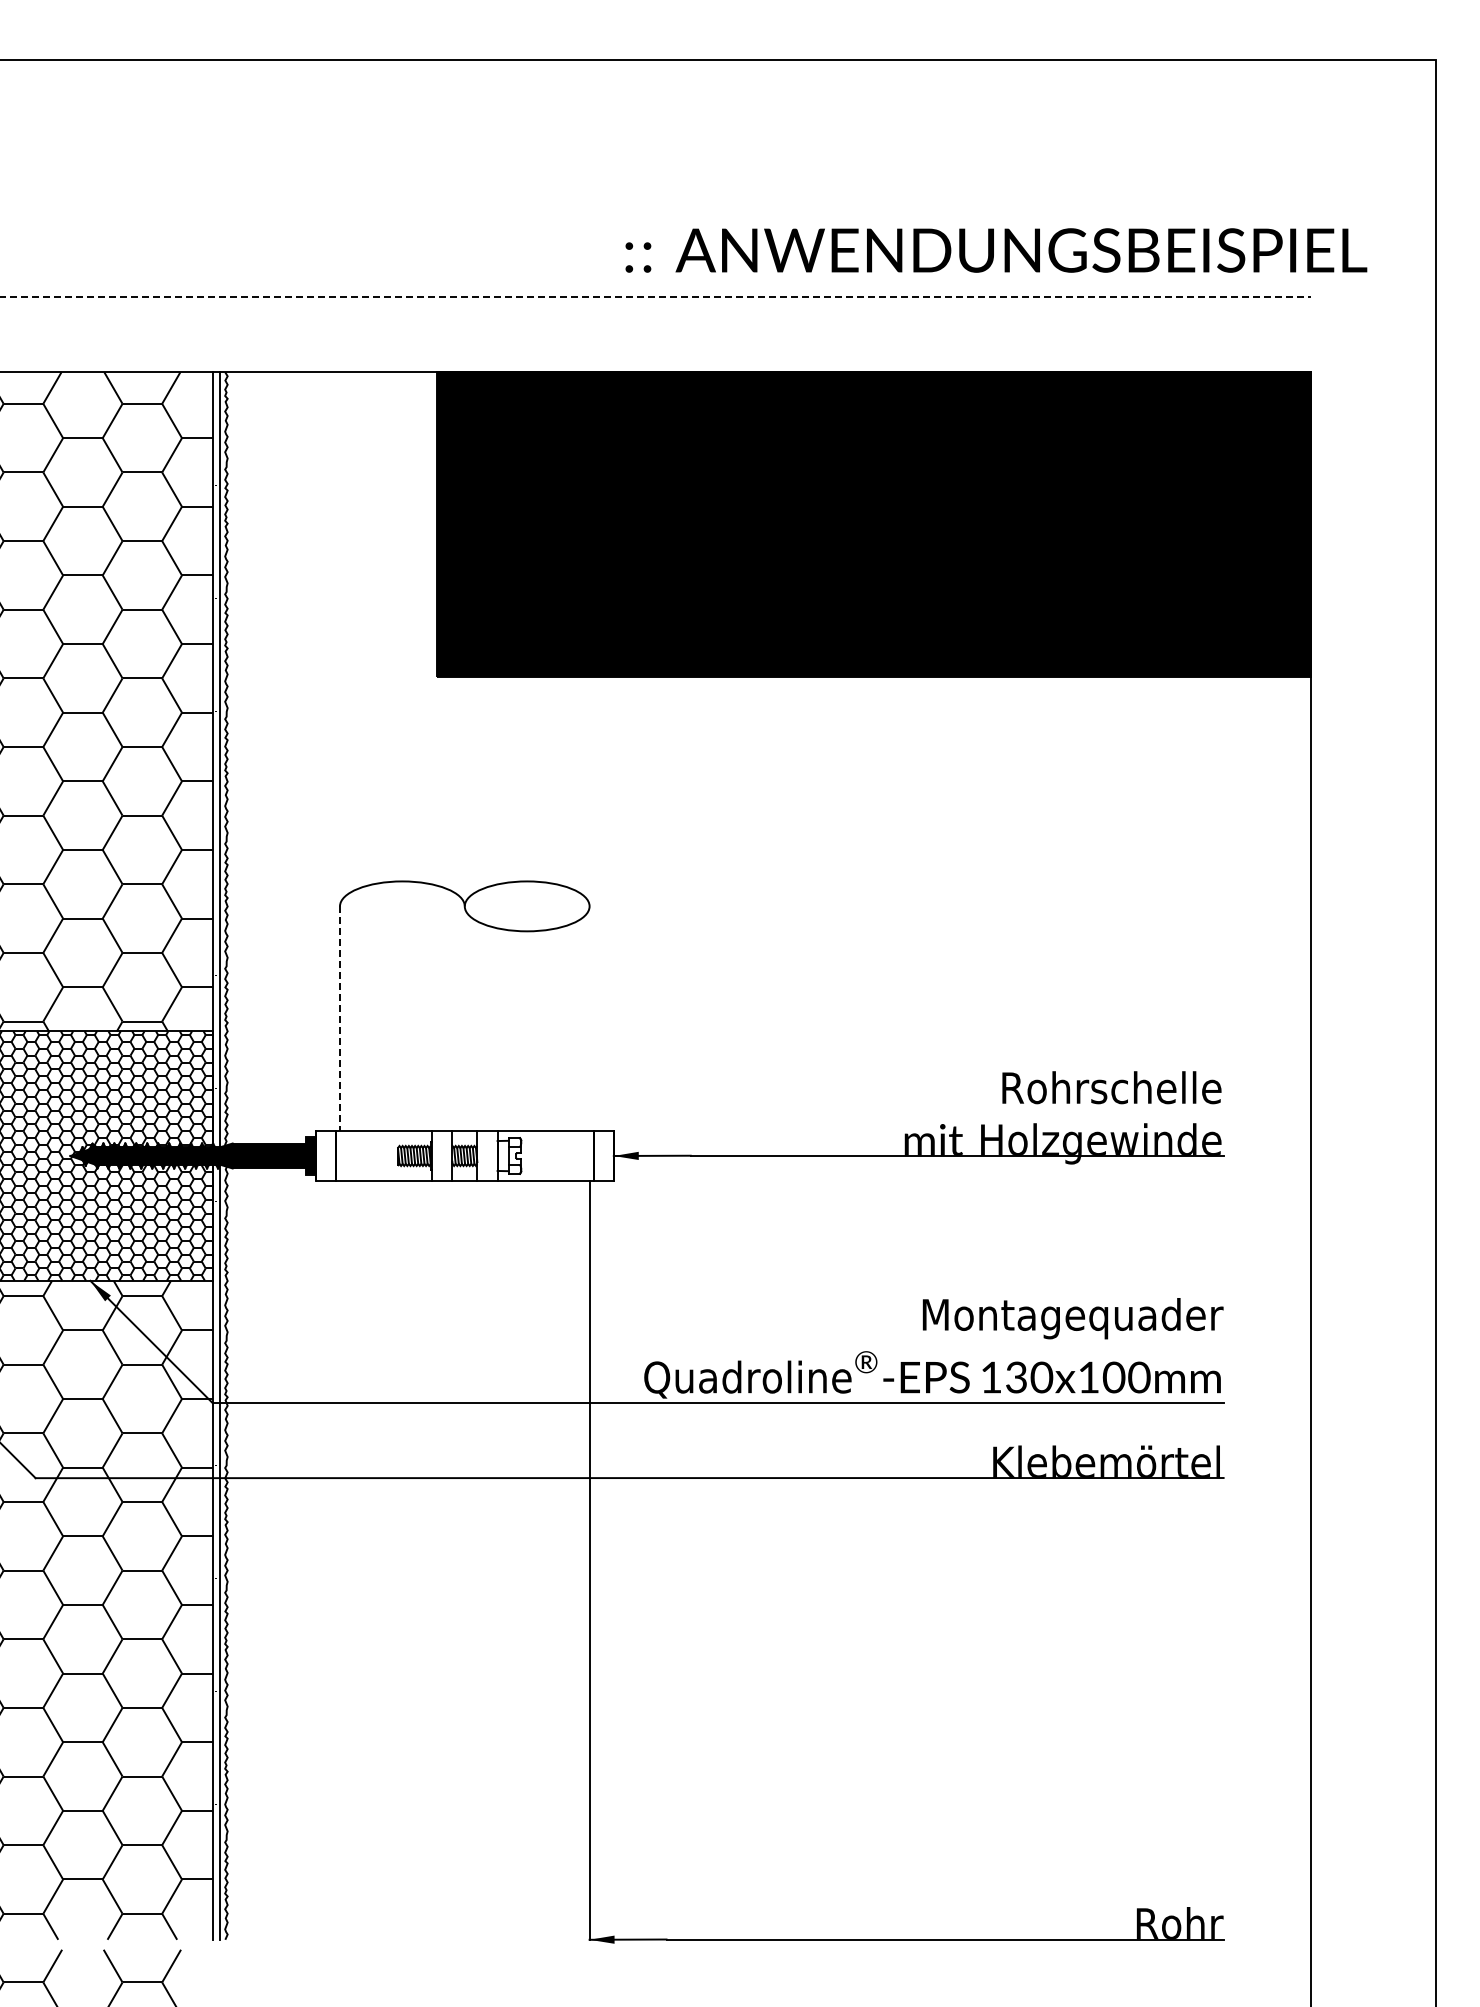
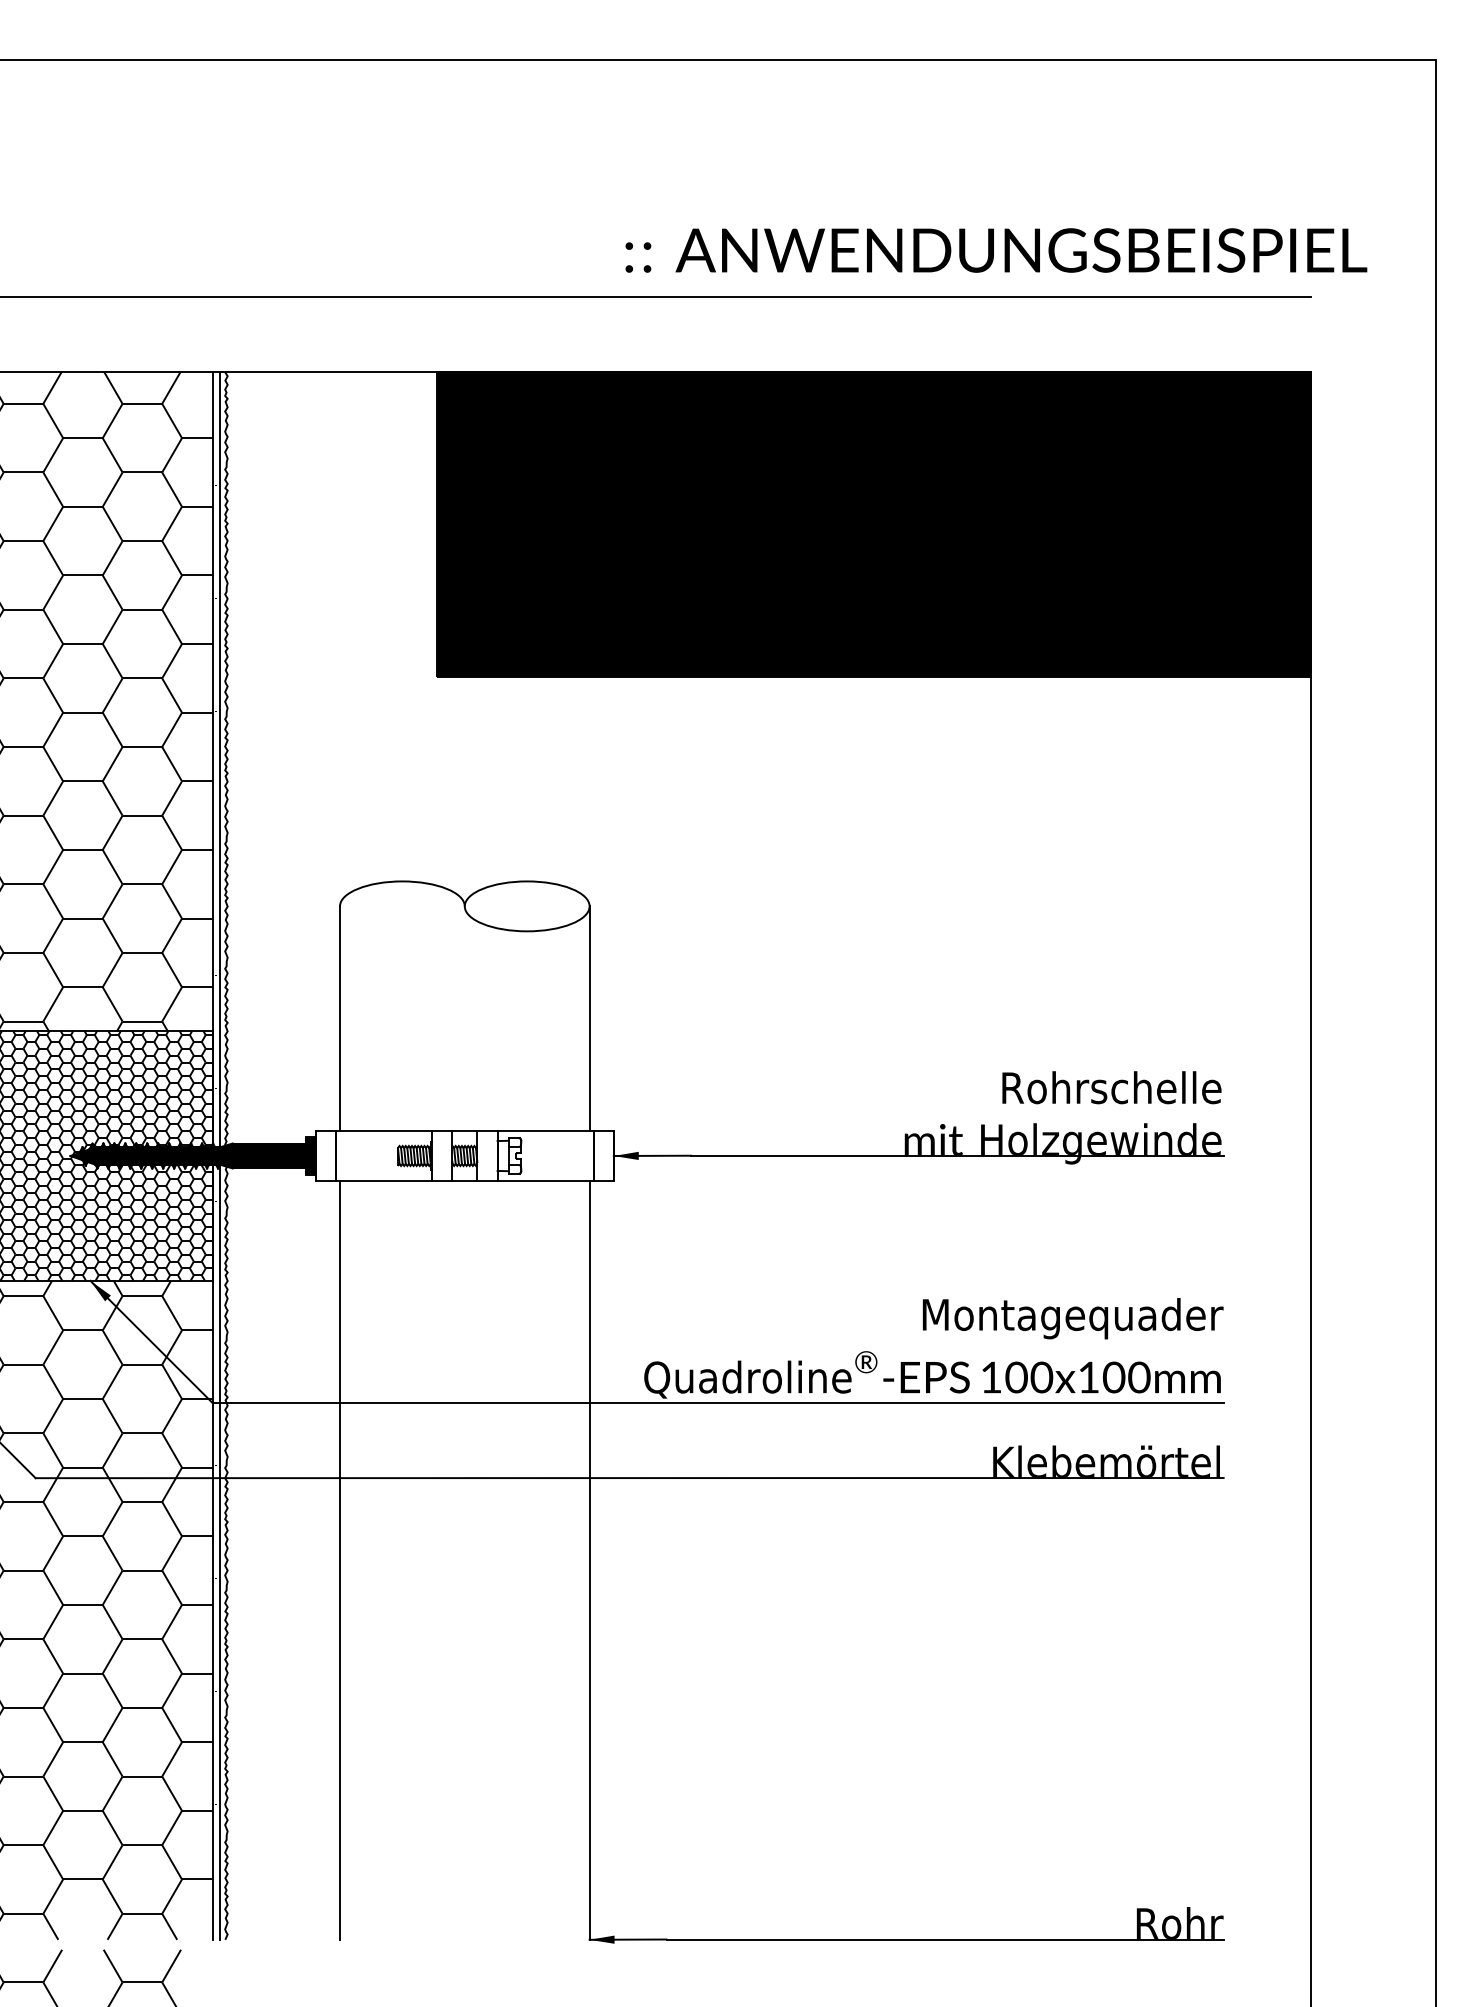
line: dashed -> solid (656, 297)
line: none -> present (589, 1018)
line: dashed -> solid (339, 1019)
text: 130x100mm -> 100x100mm (1016, 1377)
line: none -> present (339, 1559)
